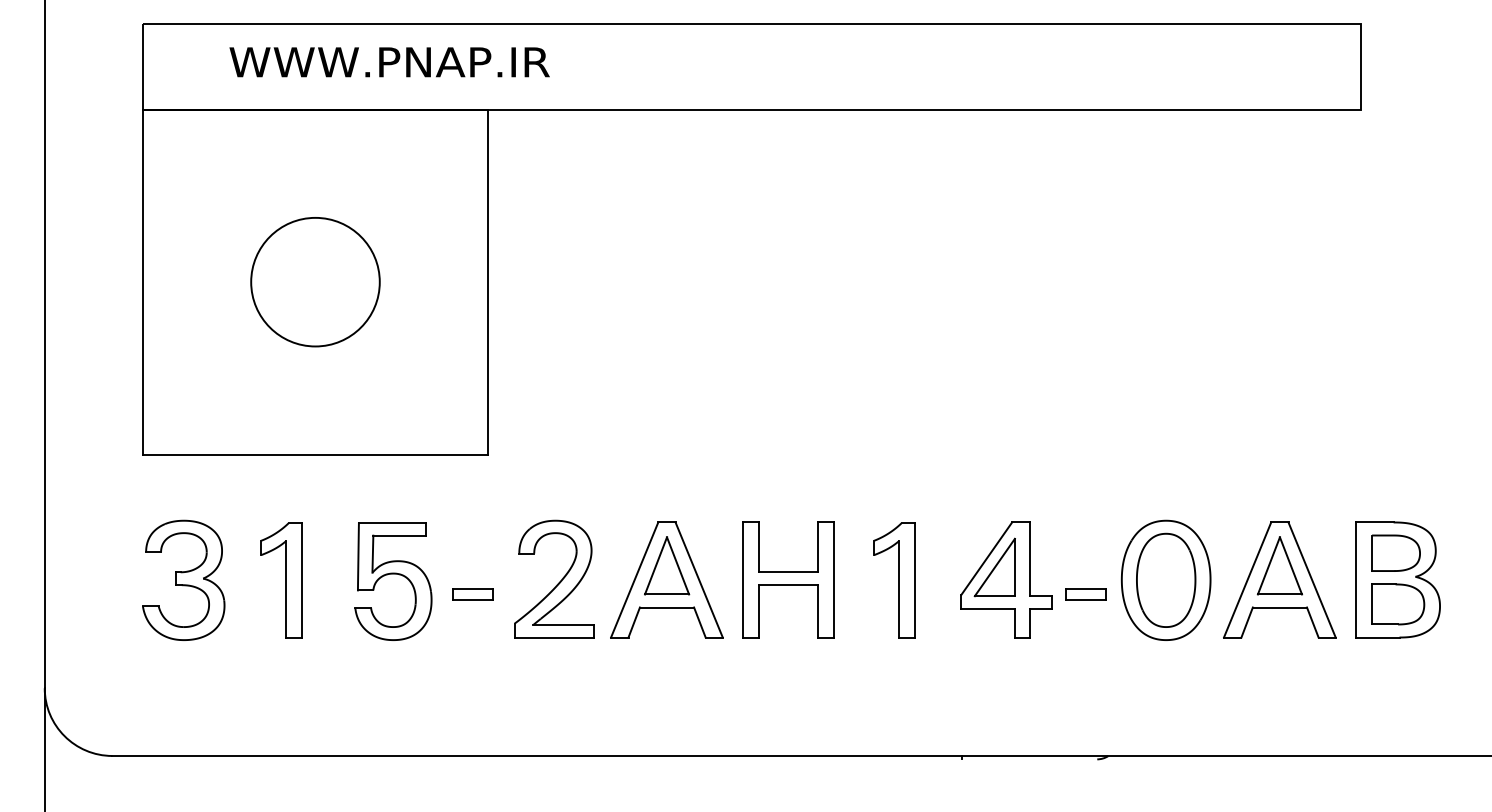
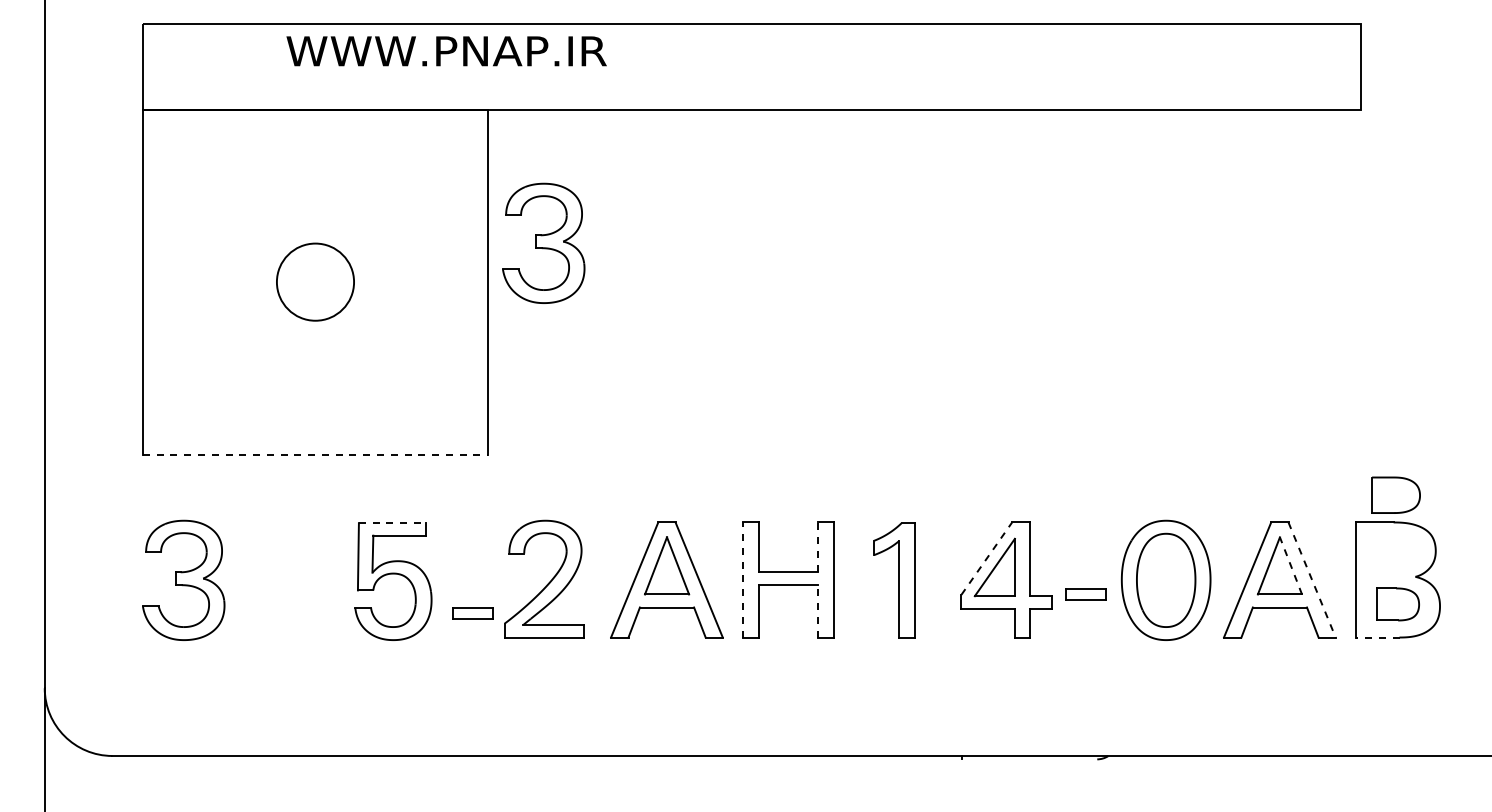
text position: (389, 62) -> (446, 51) (446, 51)
part: none -> present (543, 242)
circle diameter: 129 px -> 77 px (315, 281)
line: solid -> dashed (315, 454)
line: solid -> dashed (392, 523)
line: solid -> dashed (818, 547)
part position: (1395, 552) -> (1395, 494) (1395, 494)
line: solid -> dashed (987, 558)
line: solid -> dashed (1290, 565)
part position: (554, 578) -> (544, 578) (544, 578)
line: solid -> dashed (743, 579)
part: present -> none (281, 580)
line: solid -> dashed (1312, 580)
part position: (472, 594) -> (472, 613) (472, 613)
part size: 55x43 px -> 44x35 px (1397, 604)
line: solid -> dashed (818, 610)
line: solid -> dashed (1377, 637)
